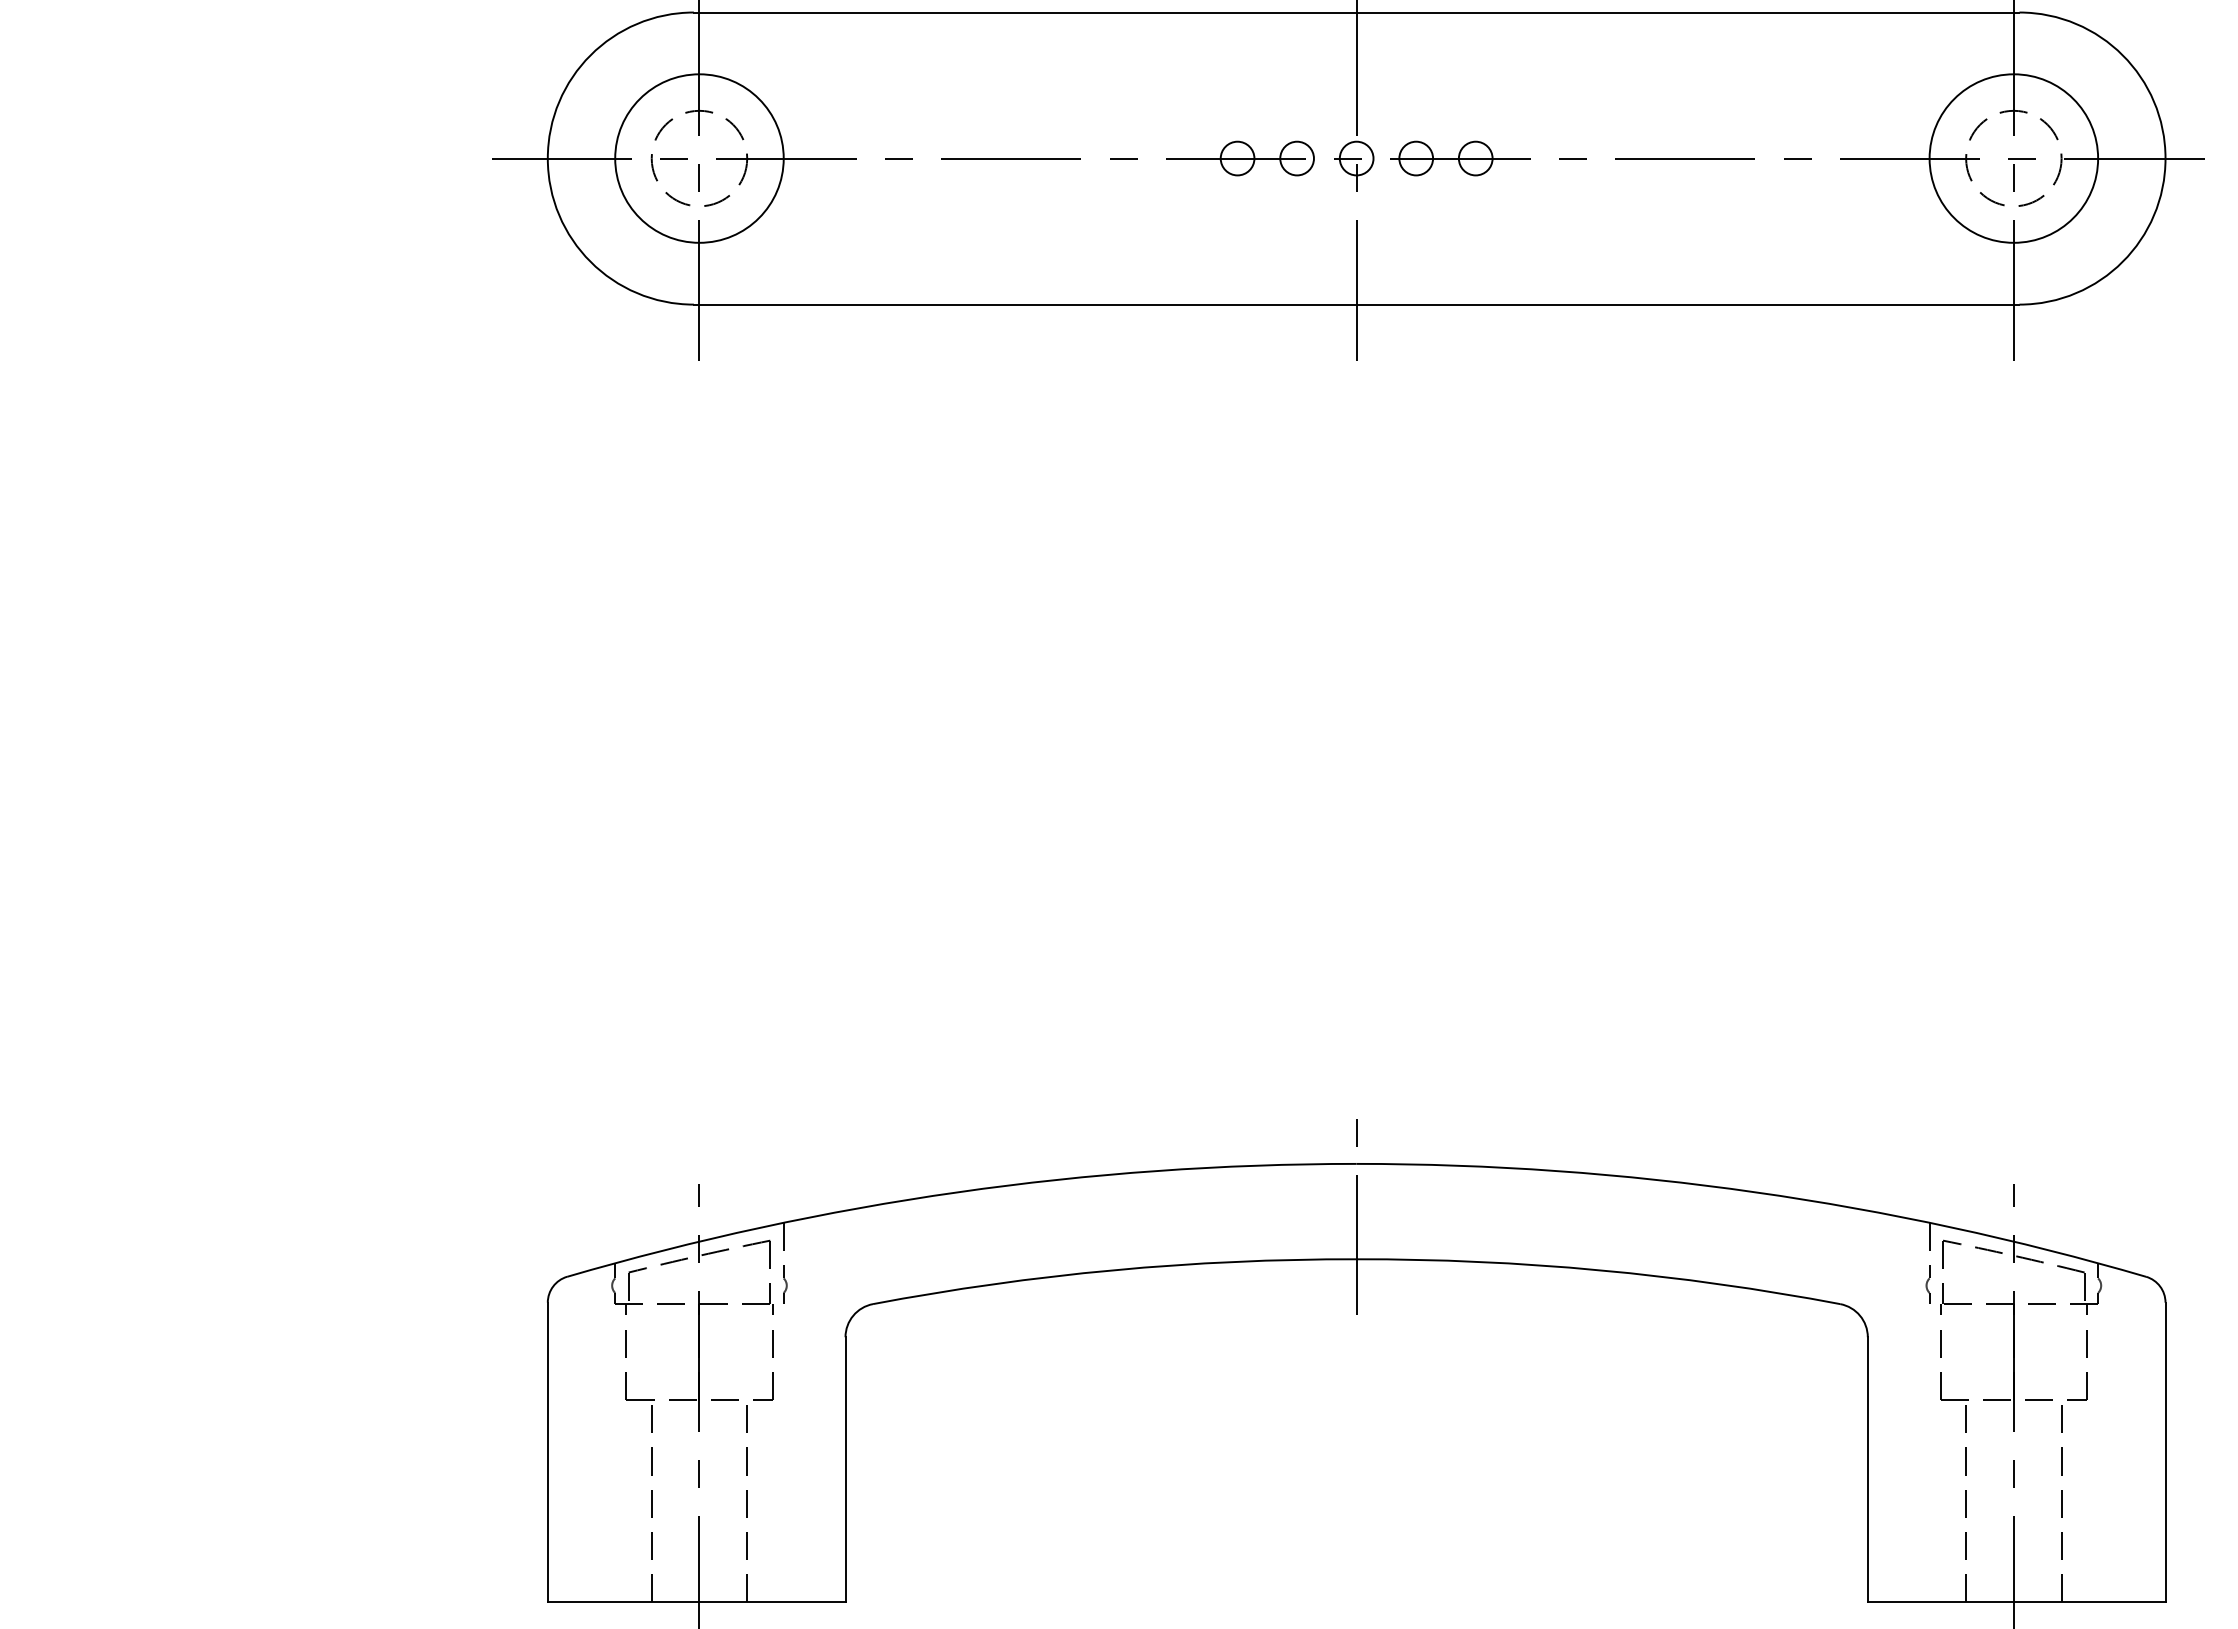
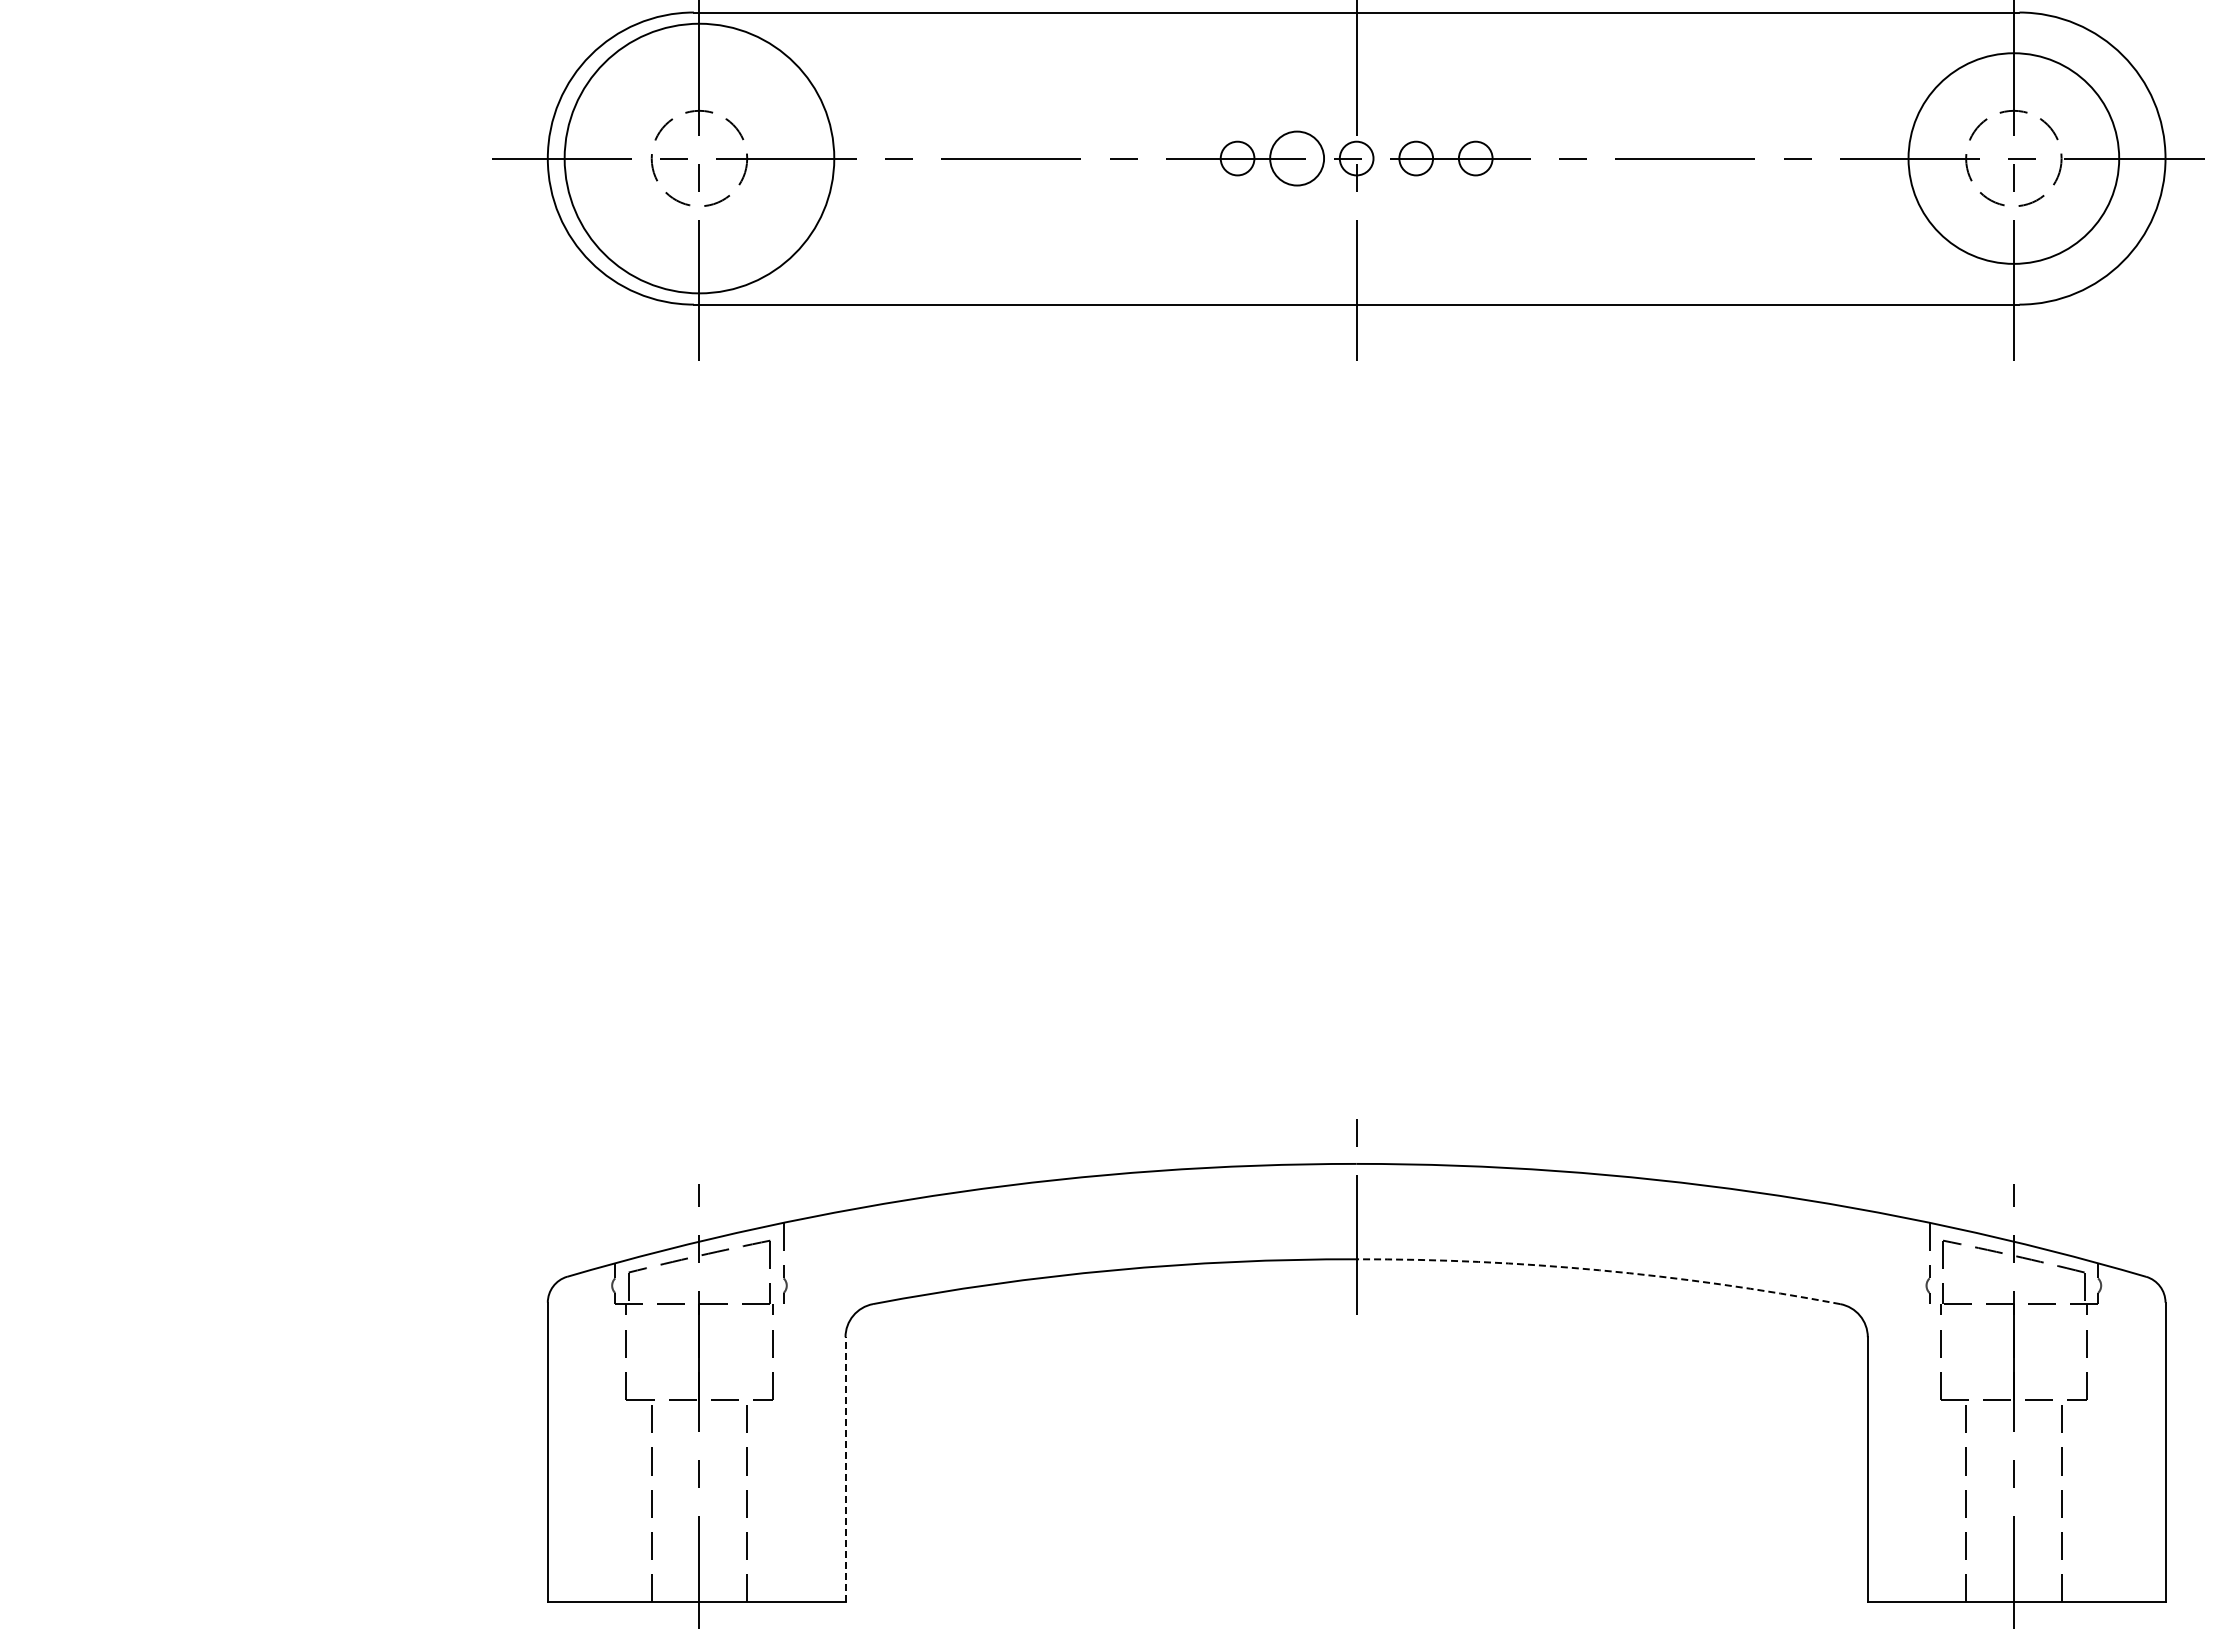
circle diameter: 169 px -> 270 px (699, 158)
circle diameter: 34 px -> 54 px (1297, 158)
circle diameter: 169 px -> 211 px (2013, 158)
arc: solid -> dashed (1599, 1270)
line: solid -> dashed (845, 1469)
